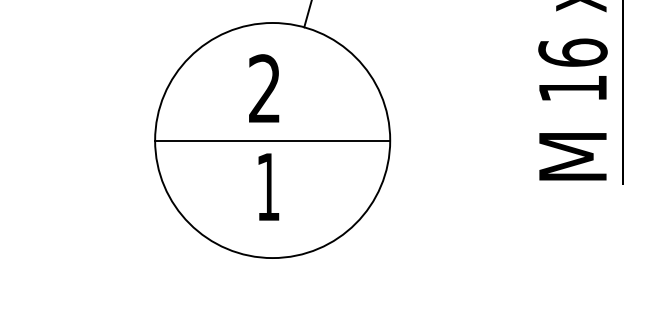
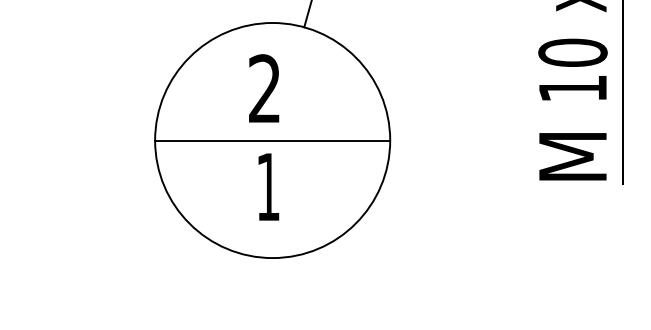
text: 16 -> 10 (572, 52)
